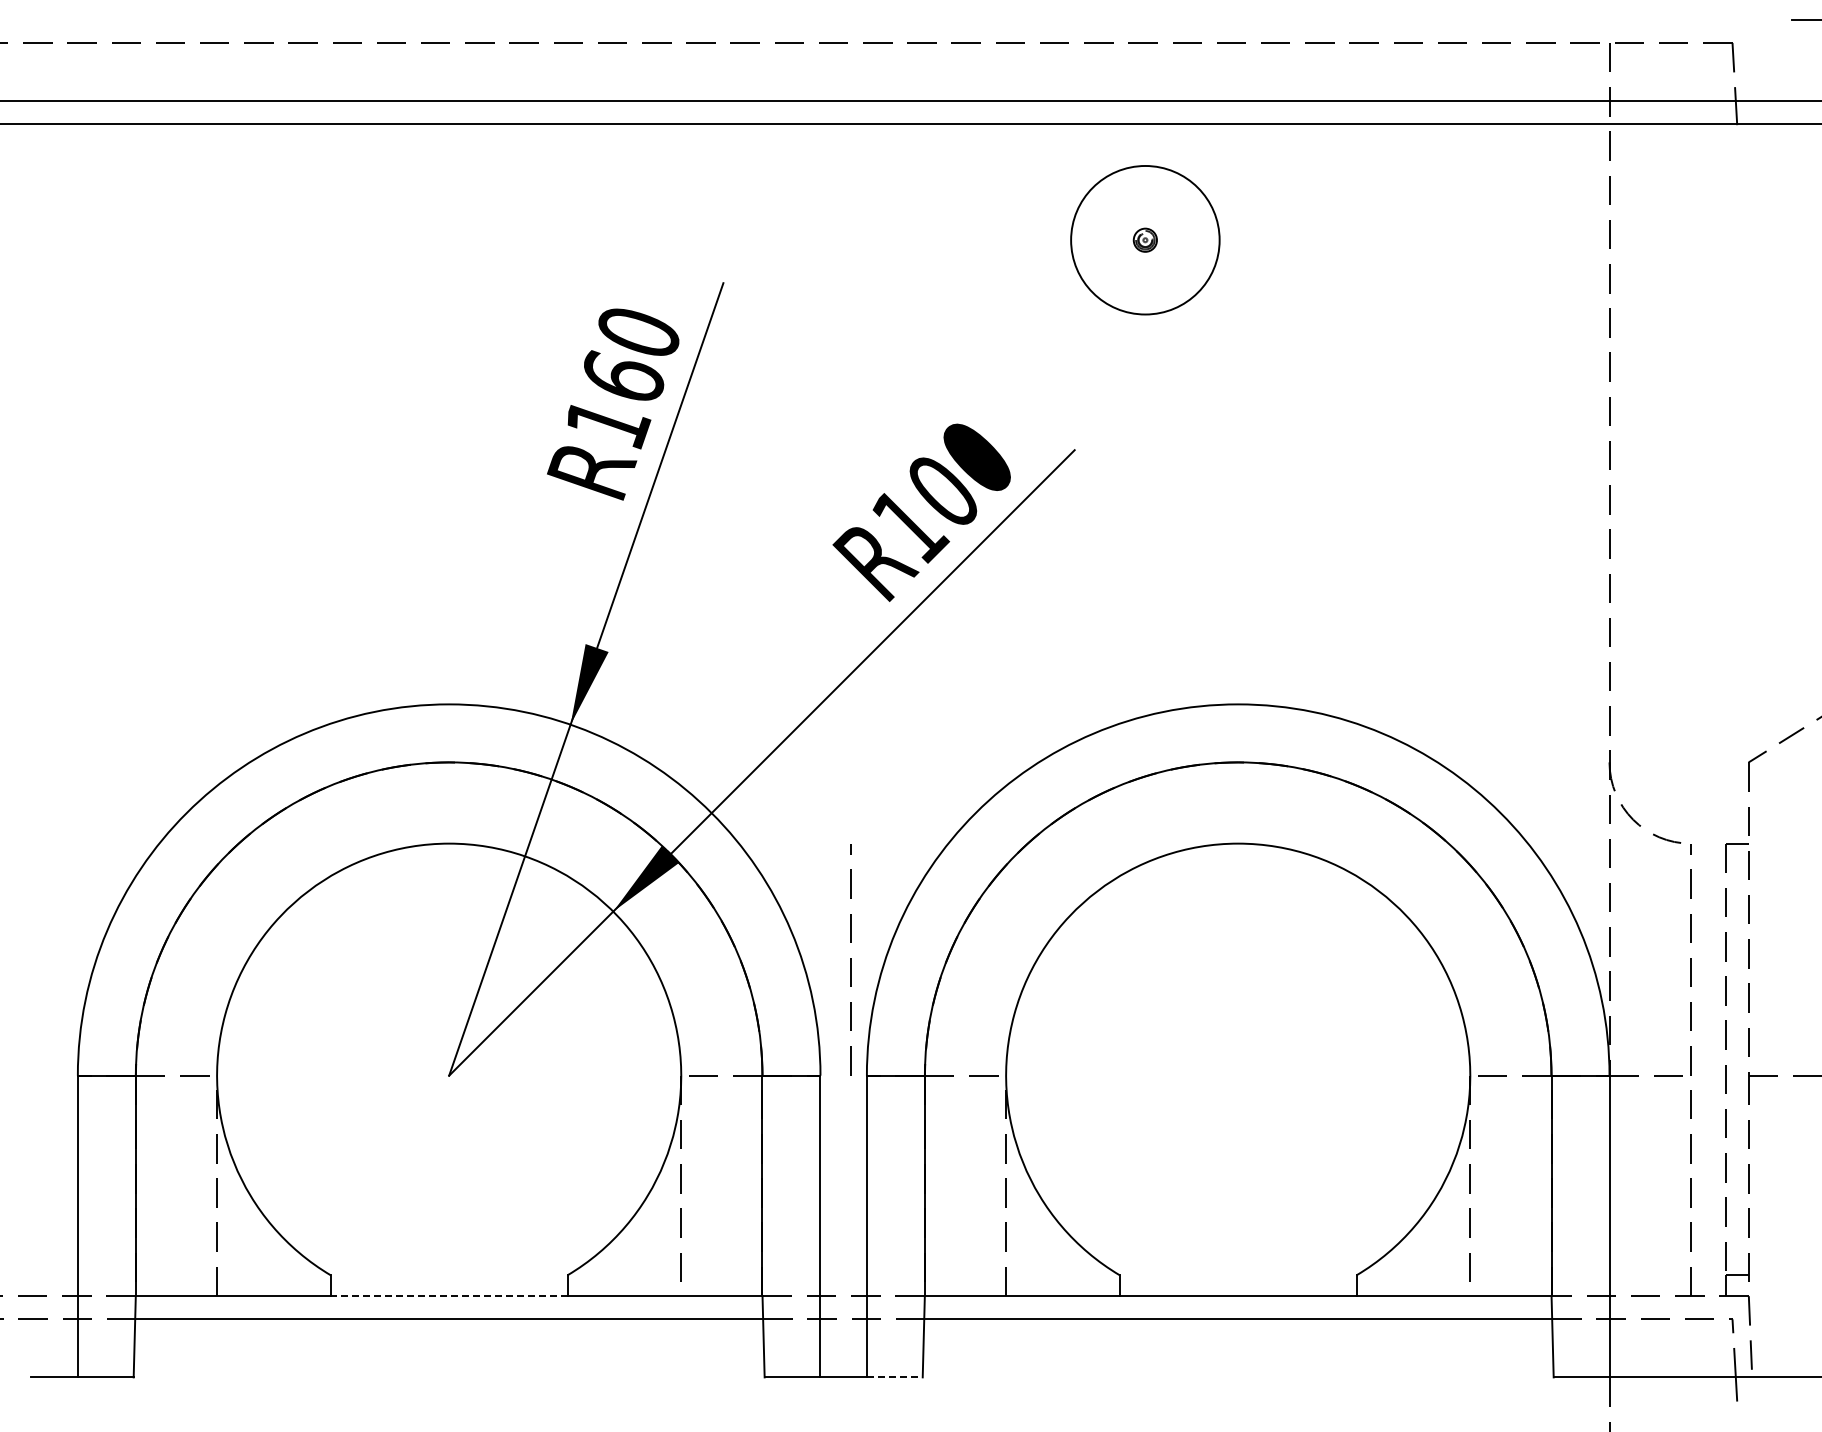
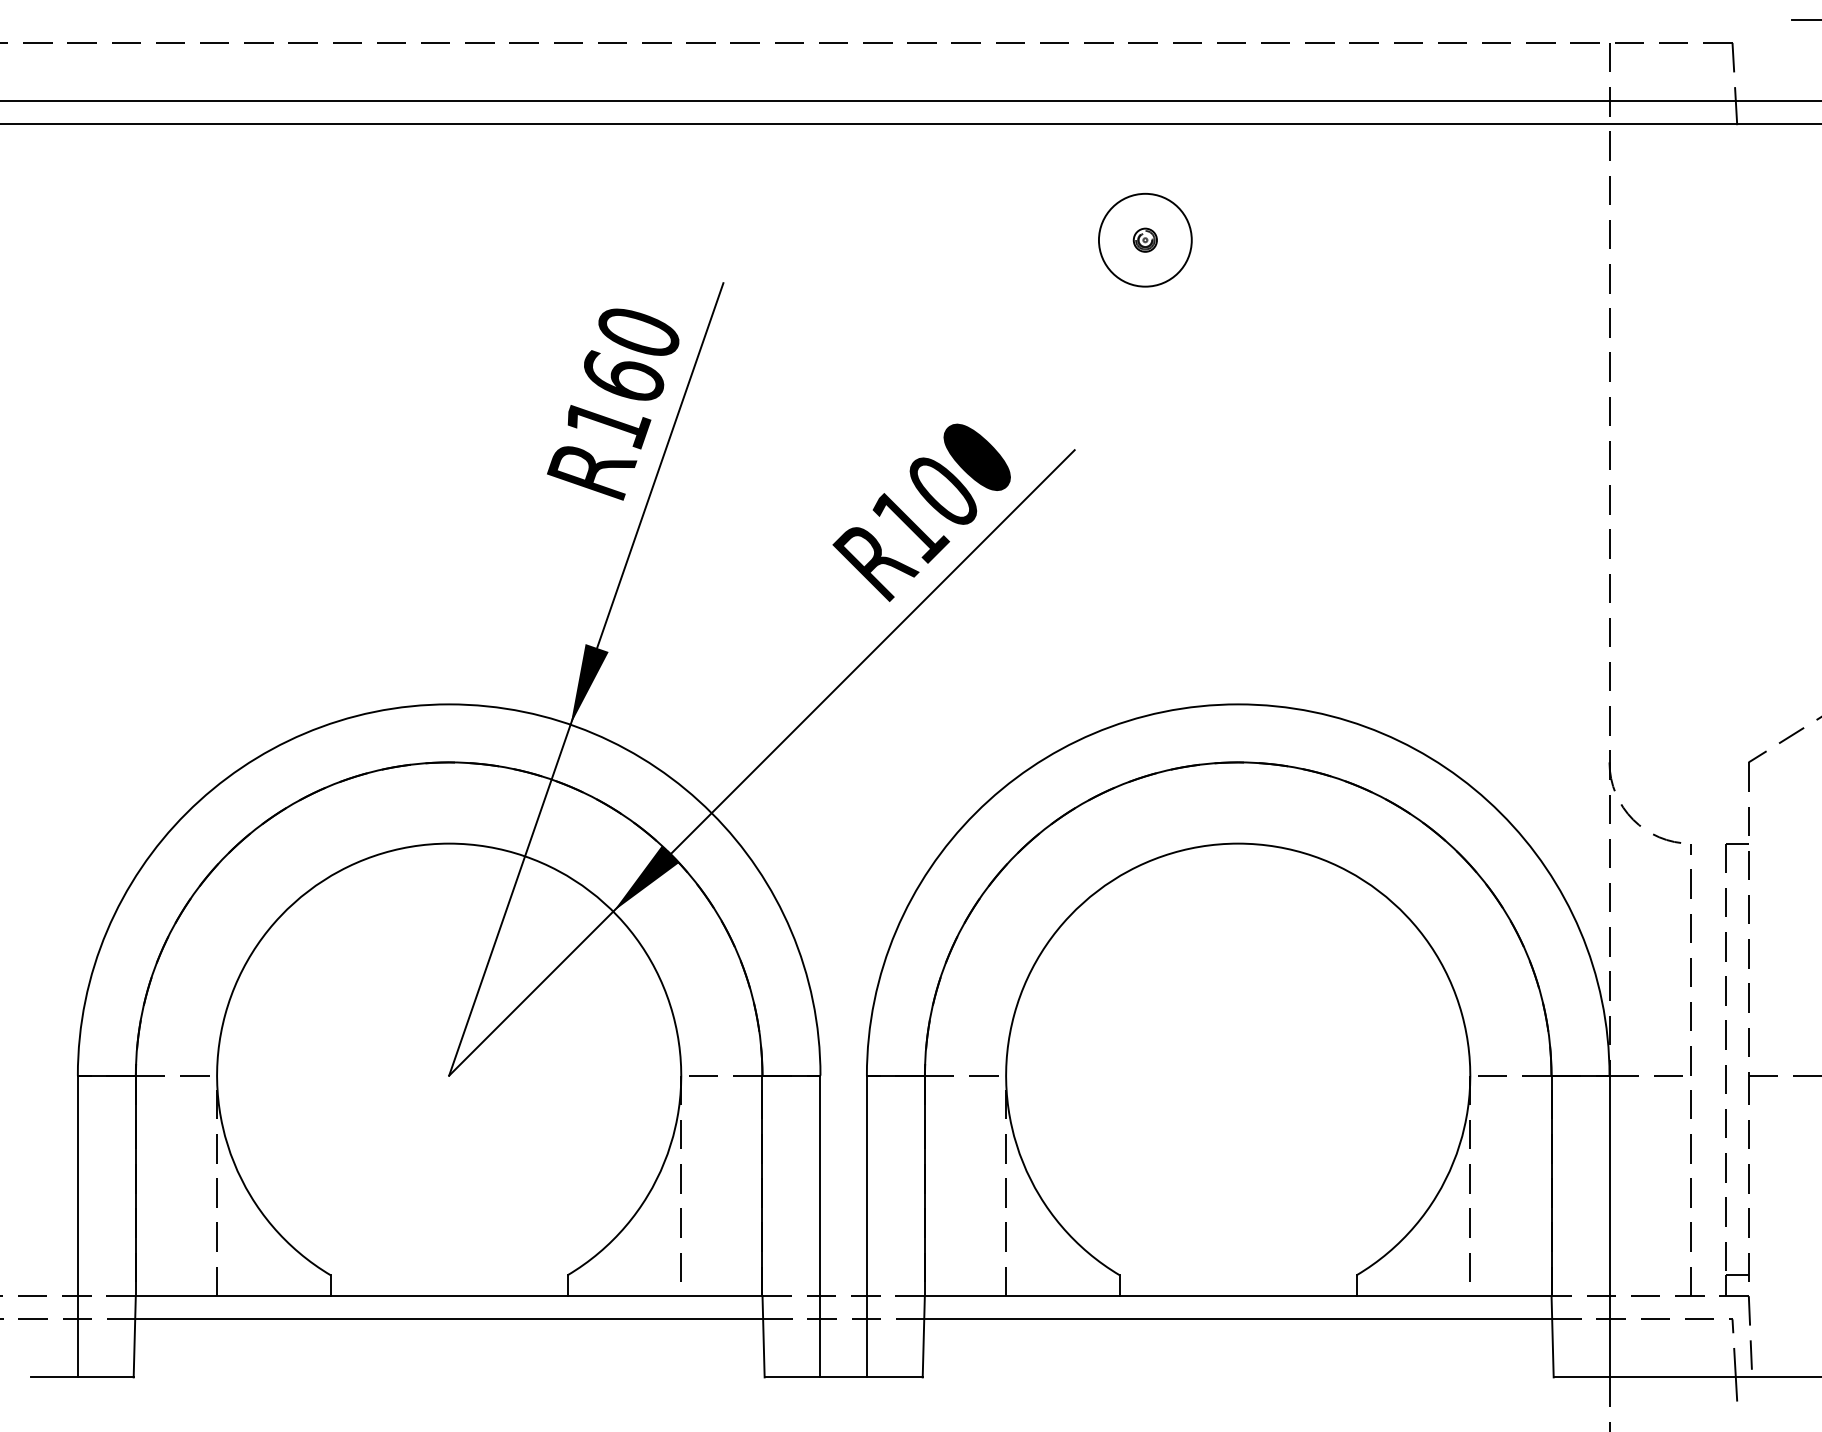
circle diameter: 149 px -> 93 px (1144, 239)
line: present -> none (850, 959)
line: dashed -> solid (448, 1296)
line: dashed -> solid (894, 1377)
